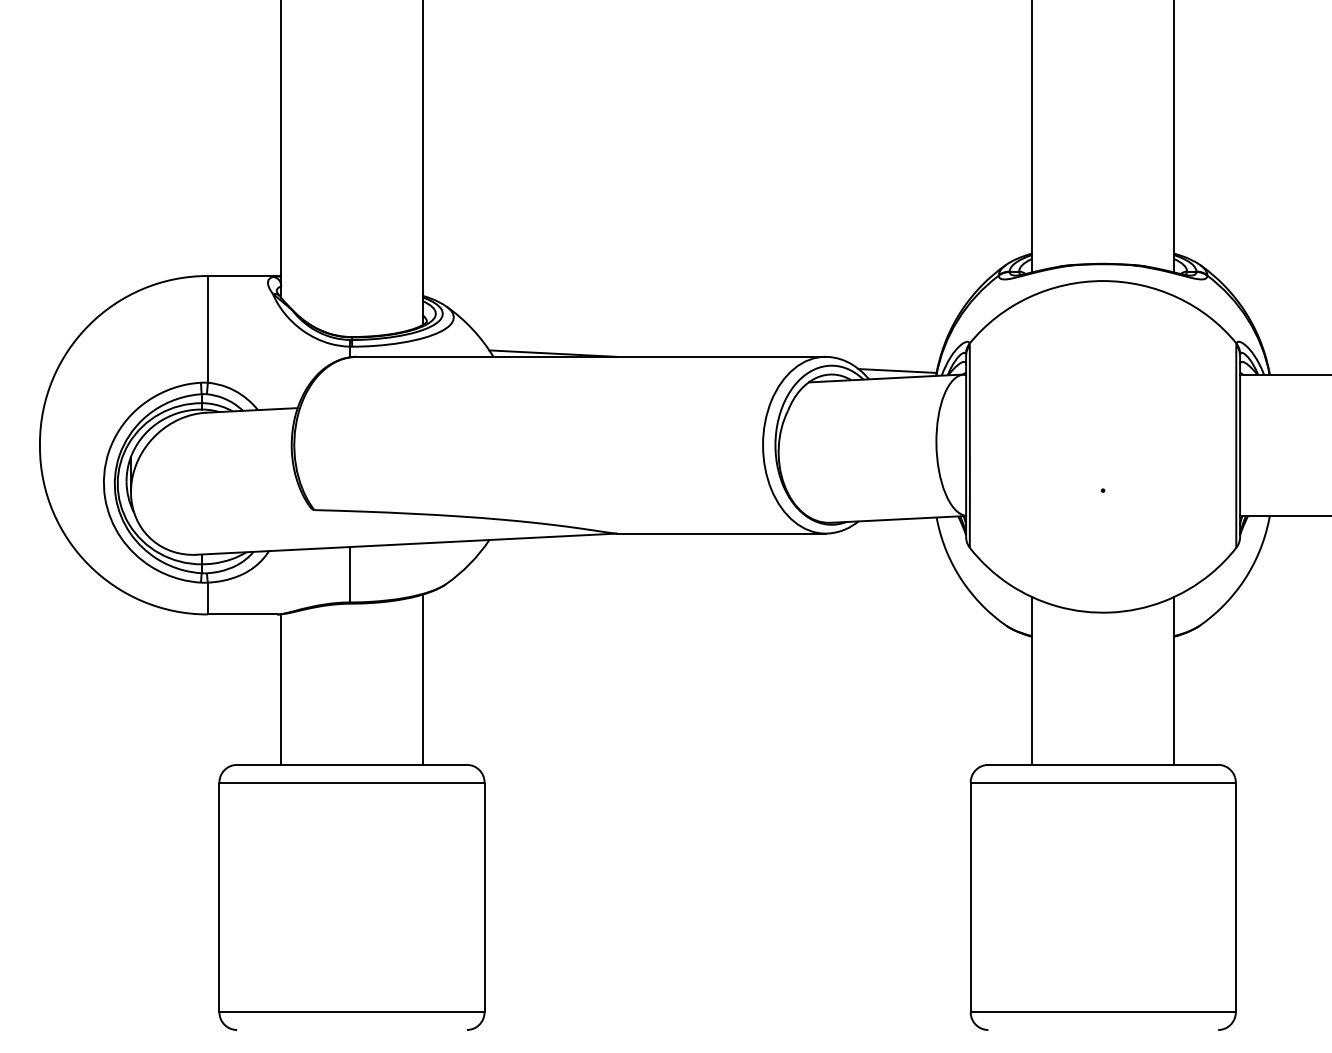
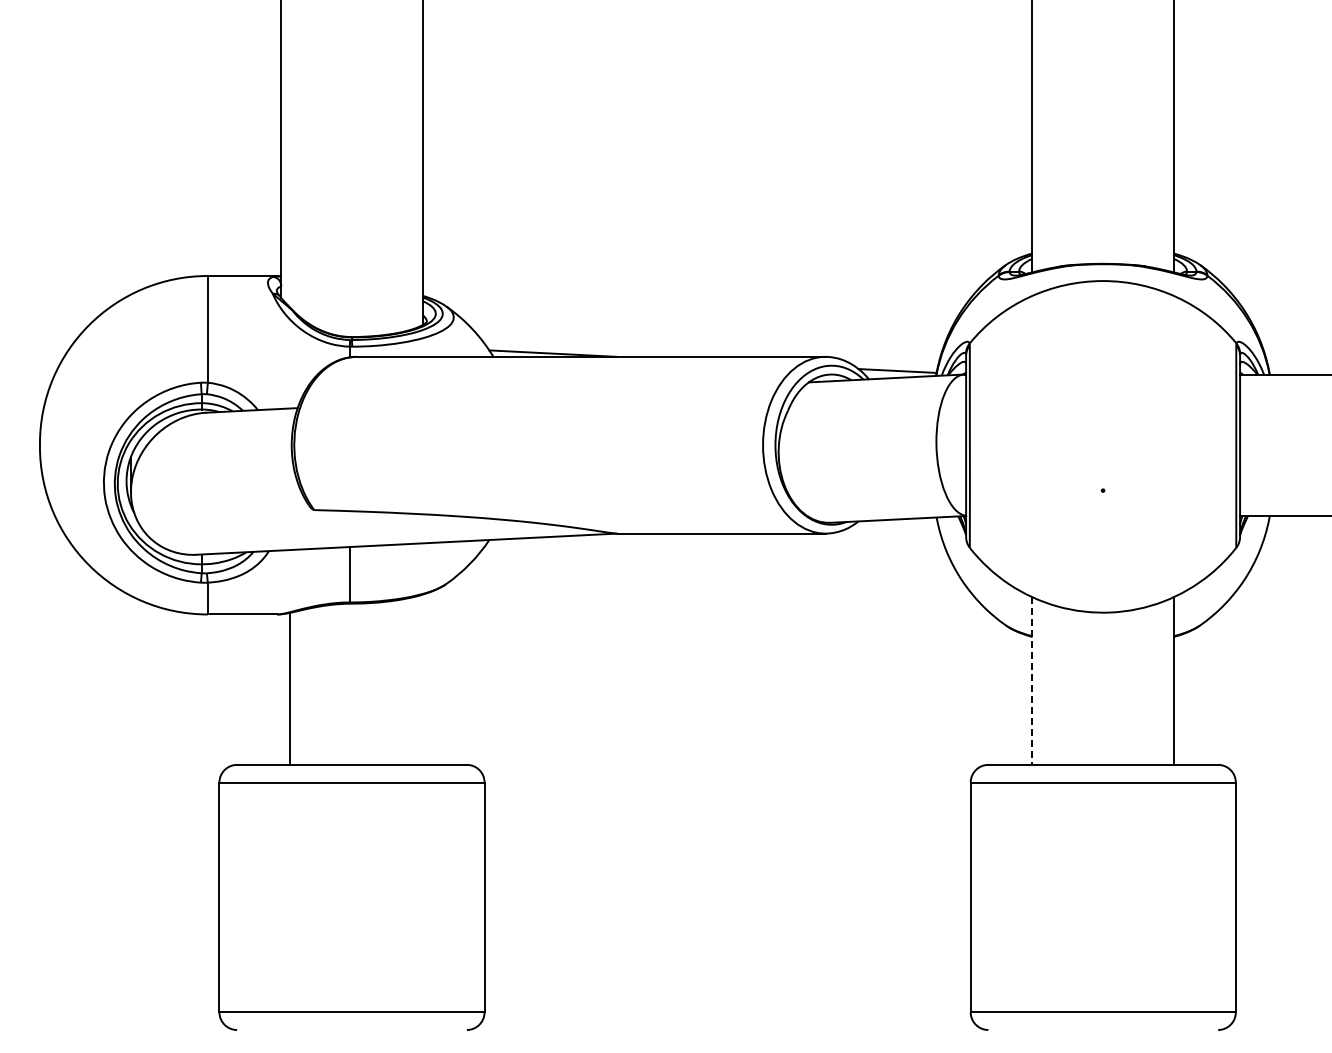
line: present -> none (422, 679)
line: solid -> dashed (1032, 681)
line position: (281, 689) -> (290, 689) (290, 689)
